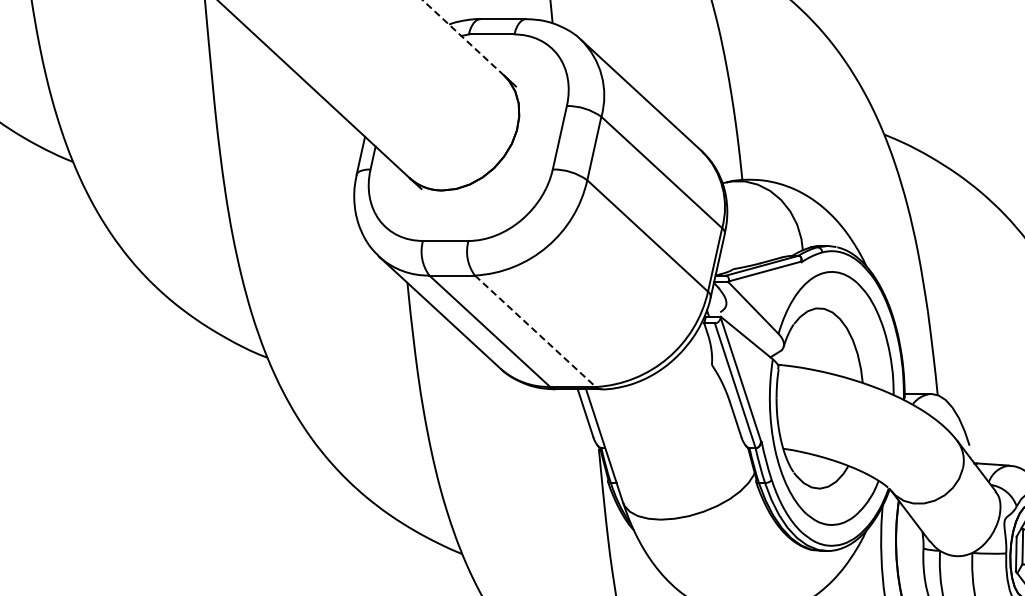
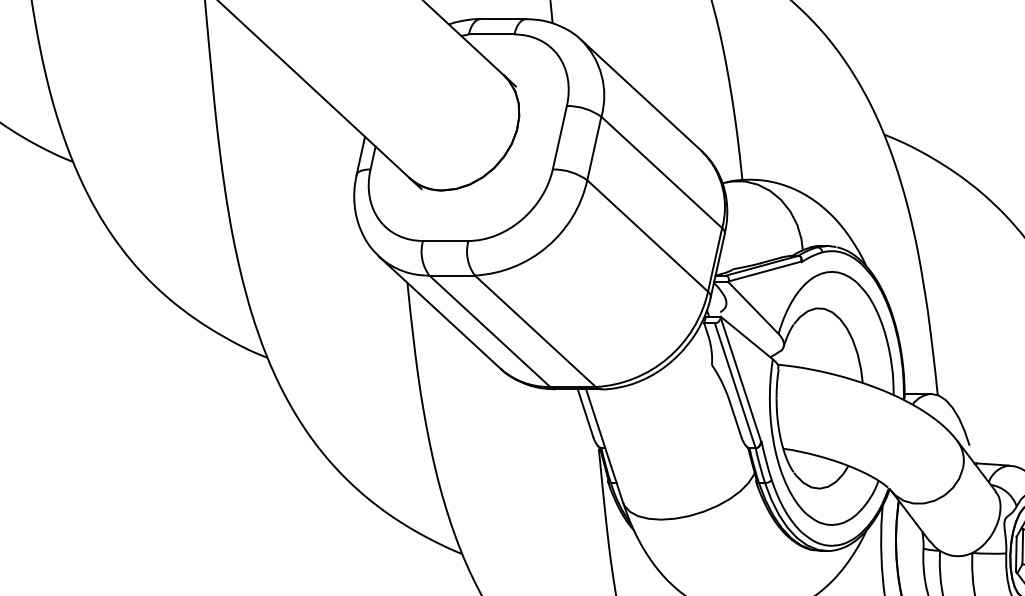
line: dashed -> solid (463, 37)
line: dashed -> solid (535, 331)
